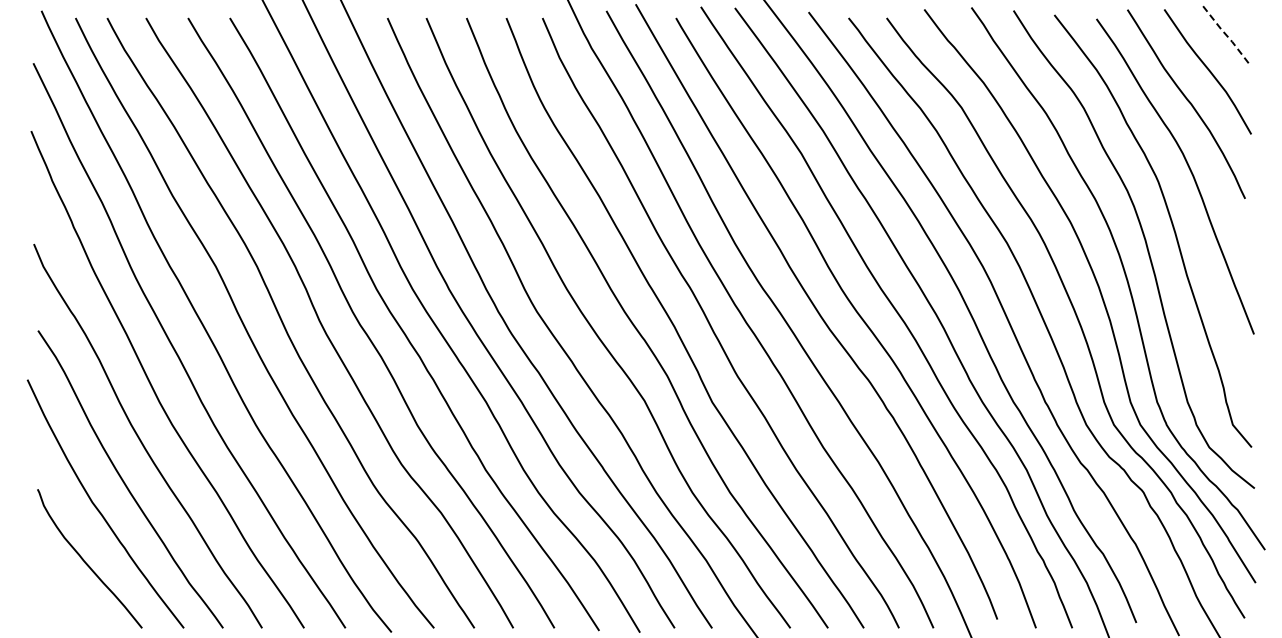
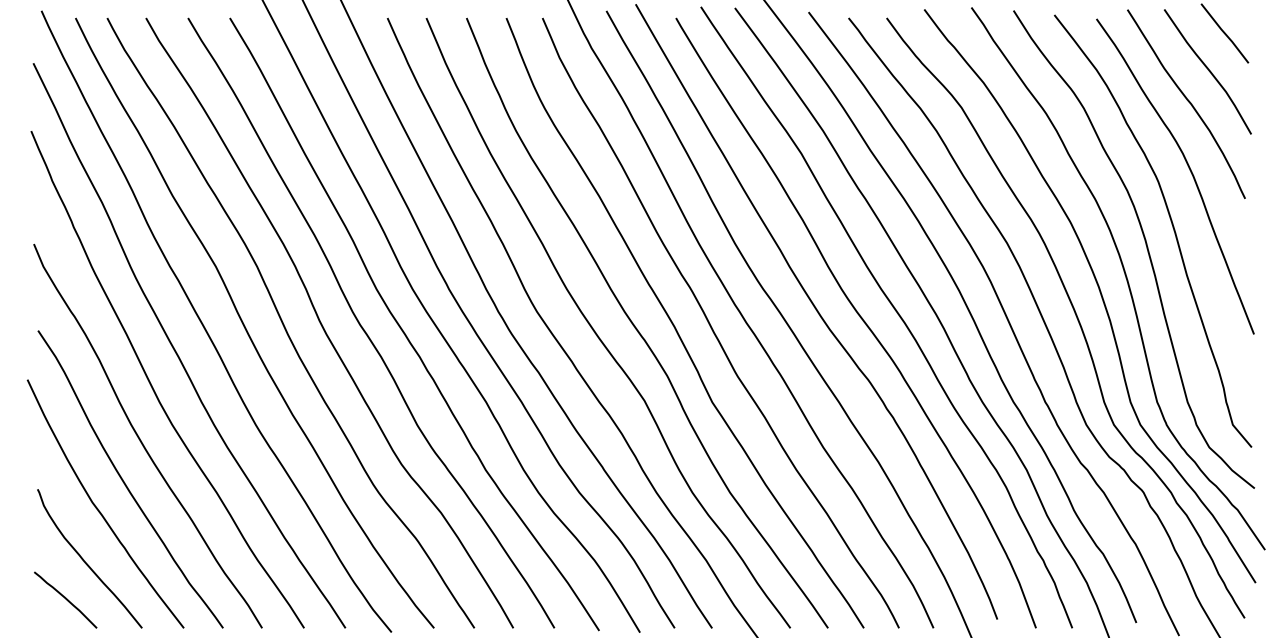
line: dashed -> solid (1225, 33)
curve: none -> present (65, 599)
